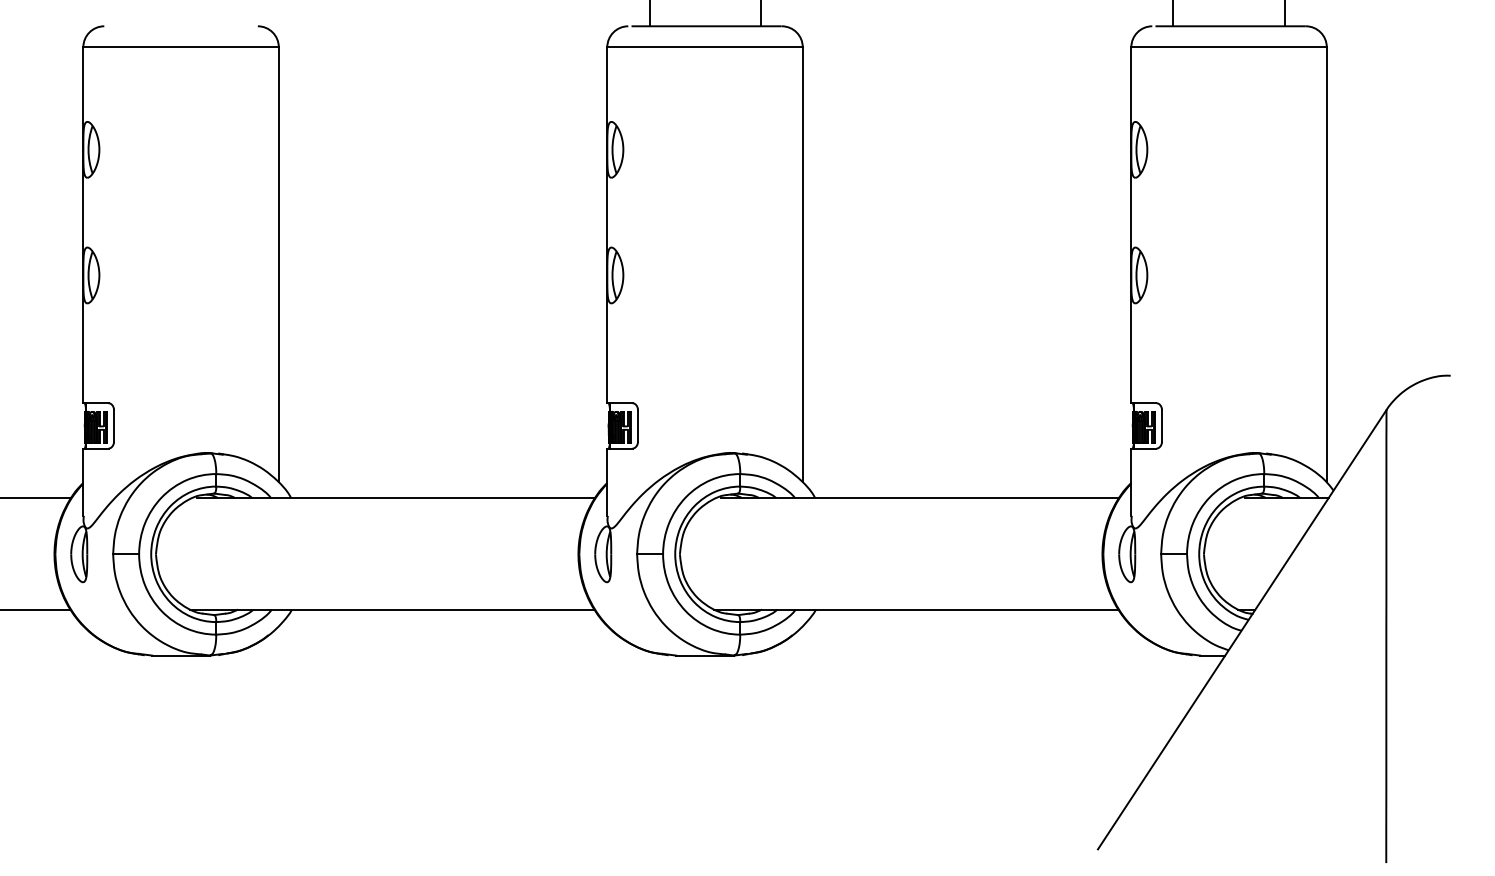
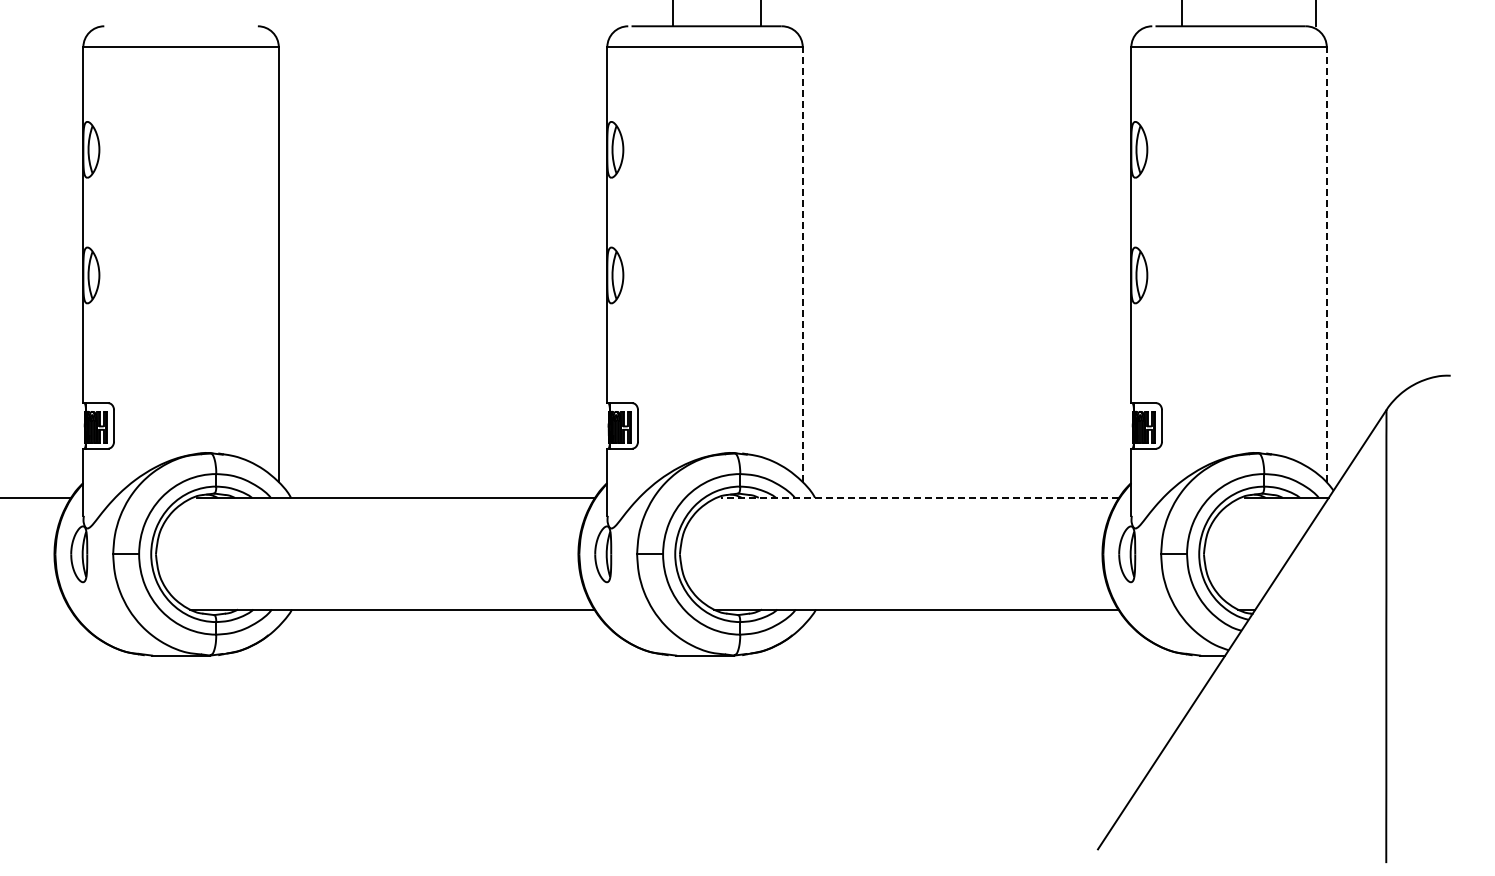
line position: (649, 14) -> (672, 14) (672, 14)
line position: (1173, 14) -> (1182, 14) (1182, 14)
line position: (1285, 14) -> (1316, 14) (1316, 14)
line: solid -> dashed (802, 264)
line: solid -> dashed (1326, 264)
line: solid -> dashed (919, 497)
line: present -> none (36, 609)
